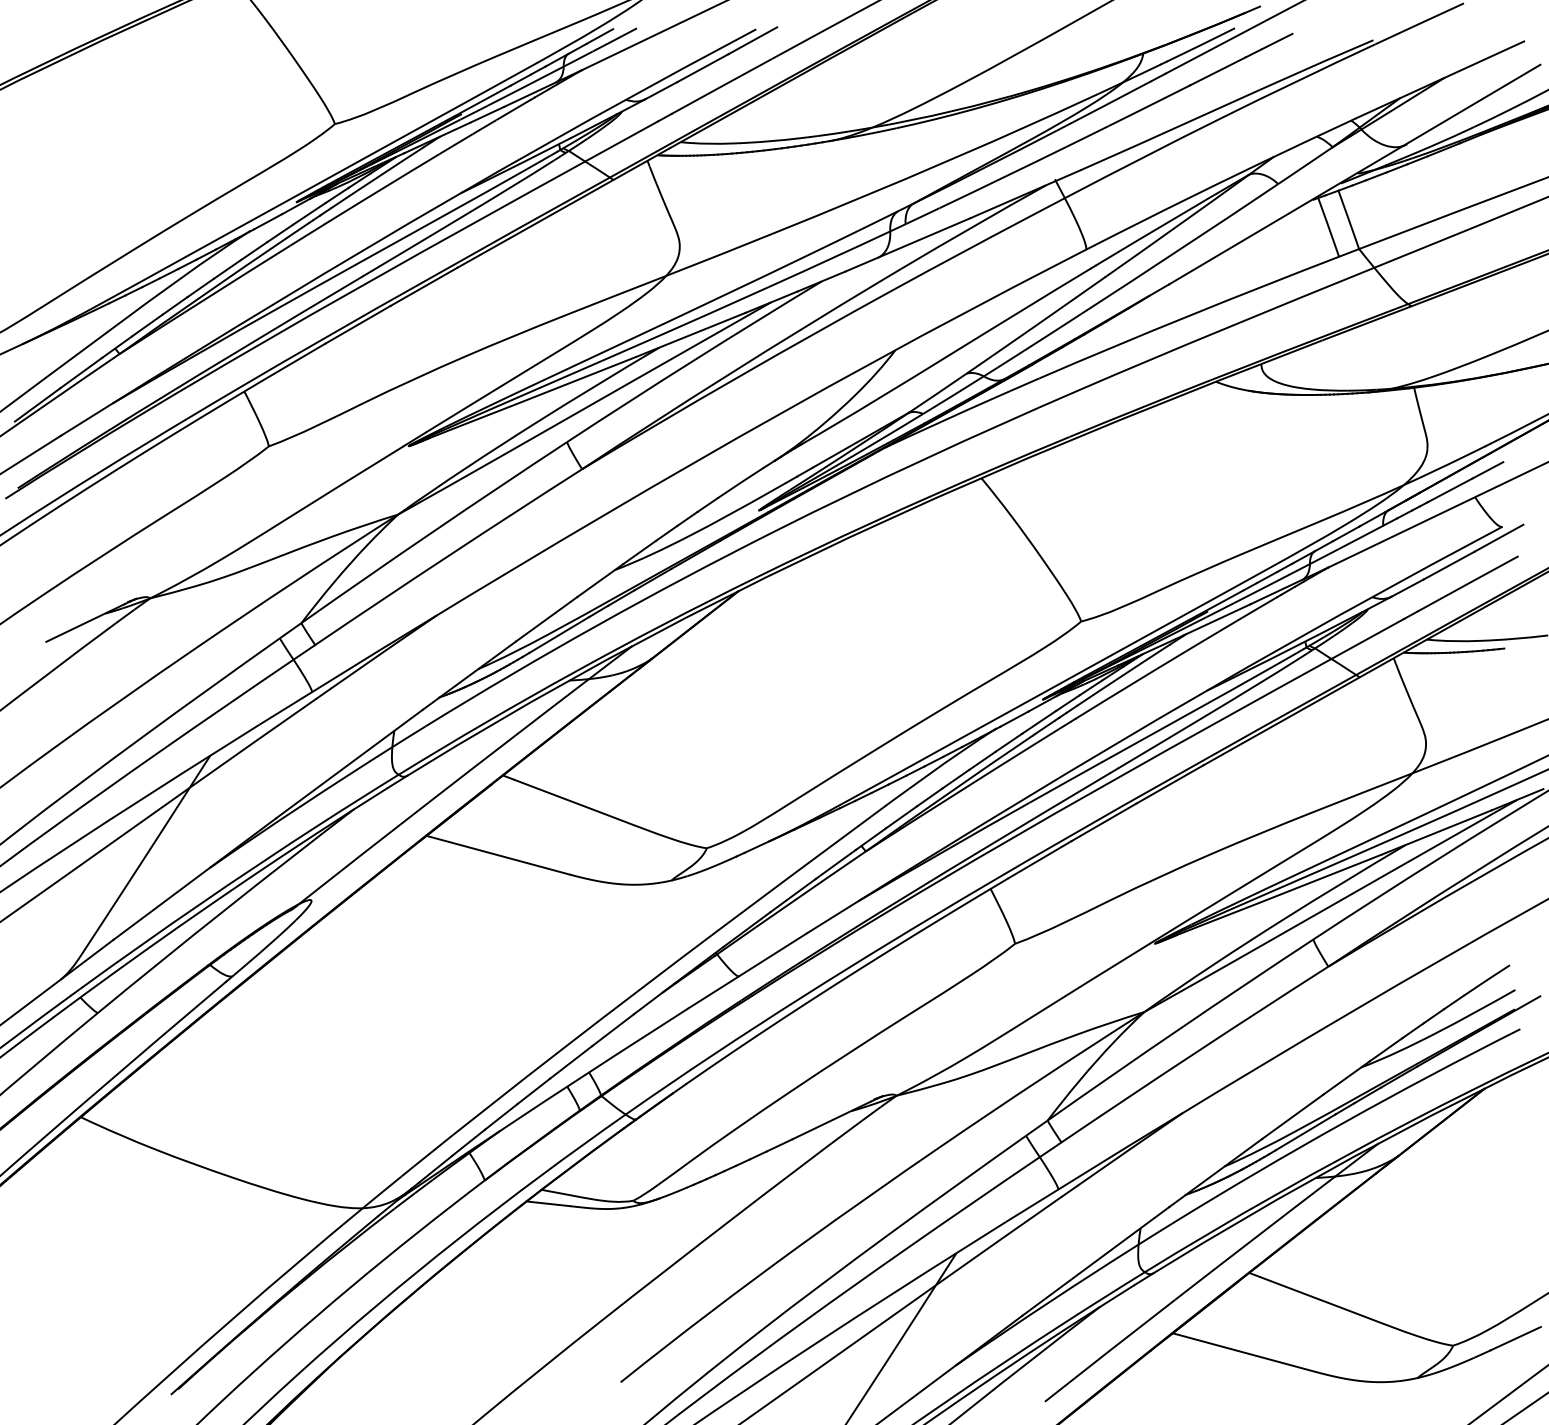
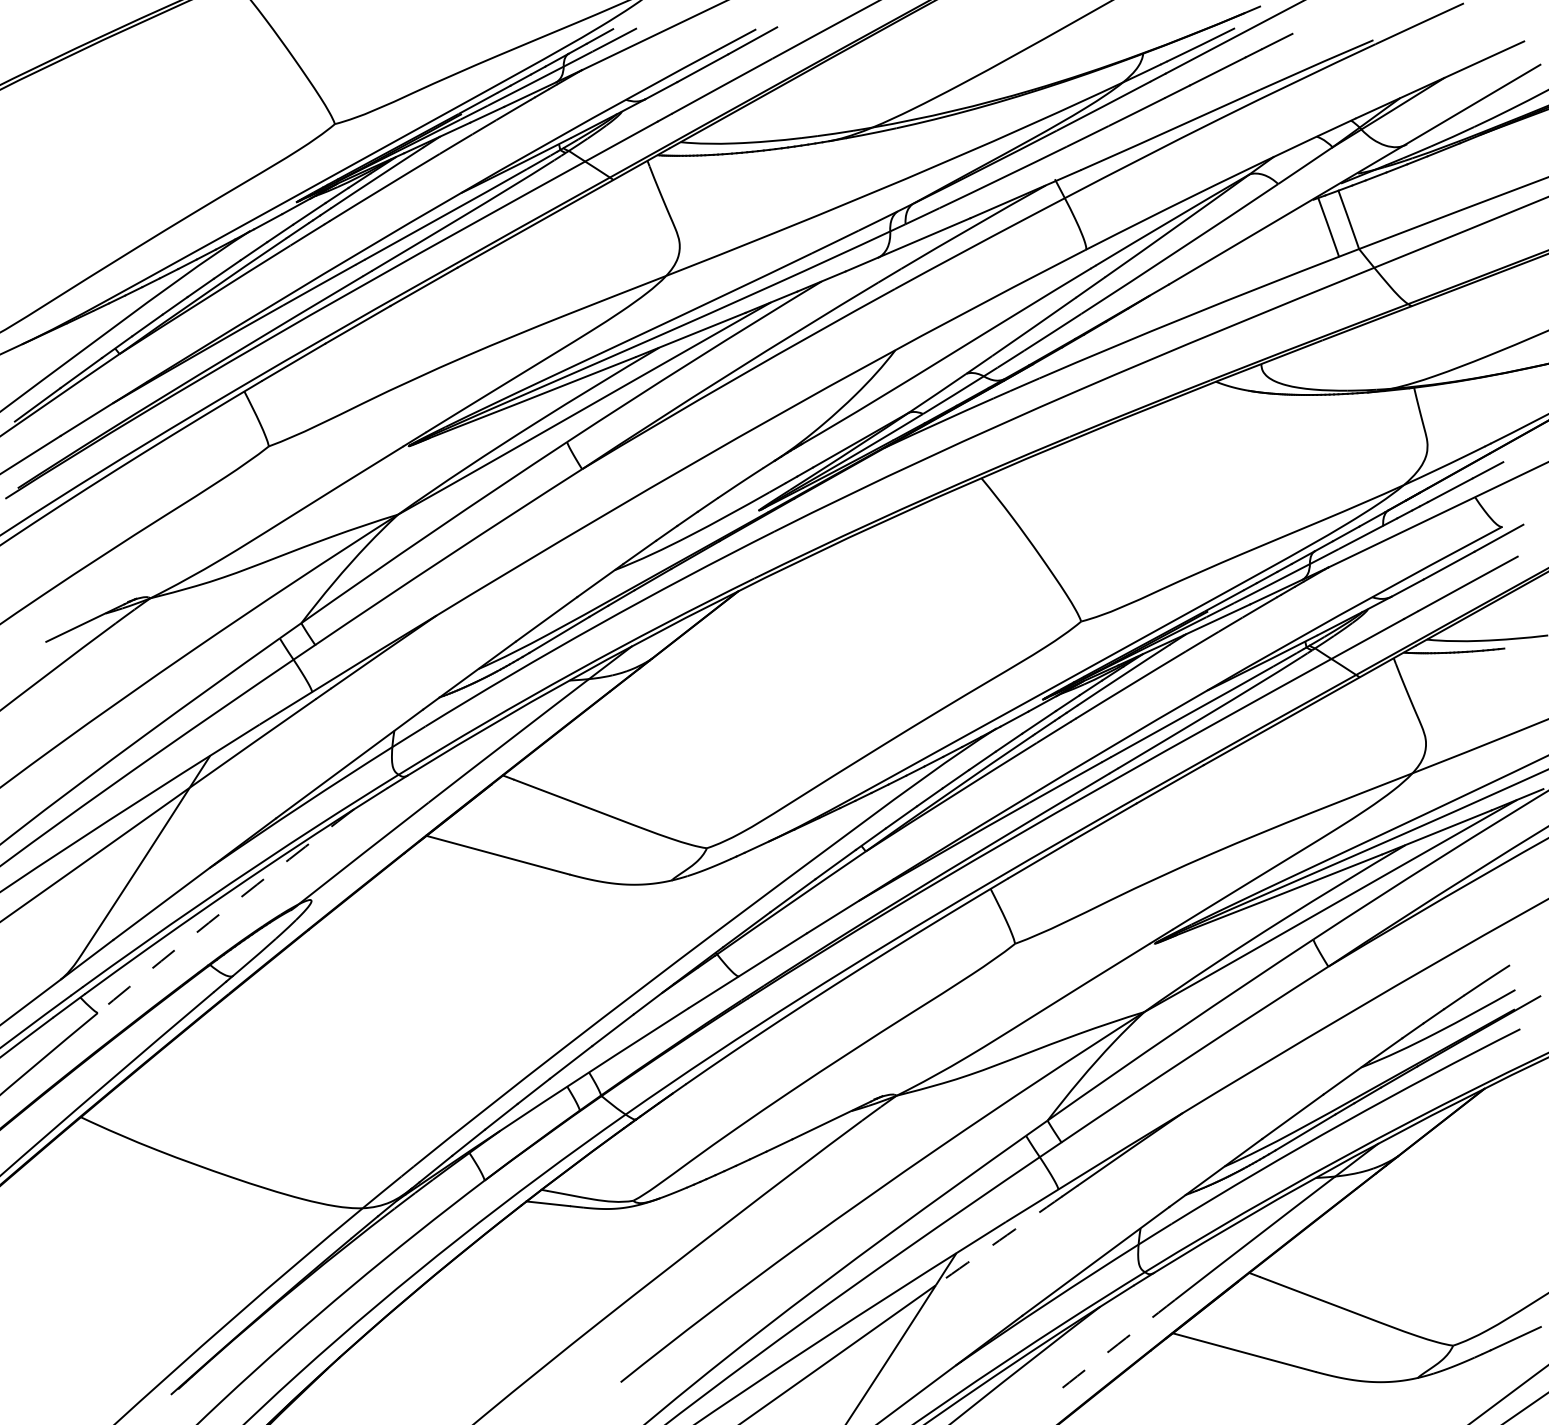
arc: solid -> dashed (225, 910)
arc: solid -> dashed (999, 1240)
arc: solid -> dashed (1109, 1350)
